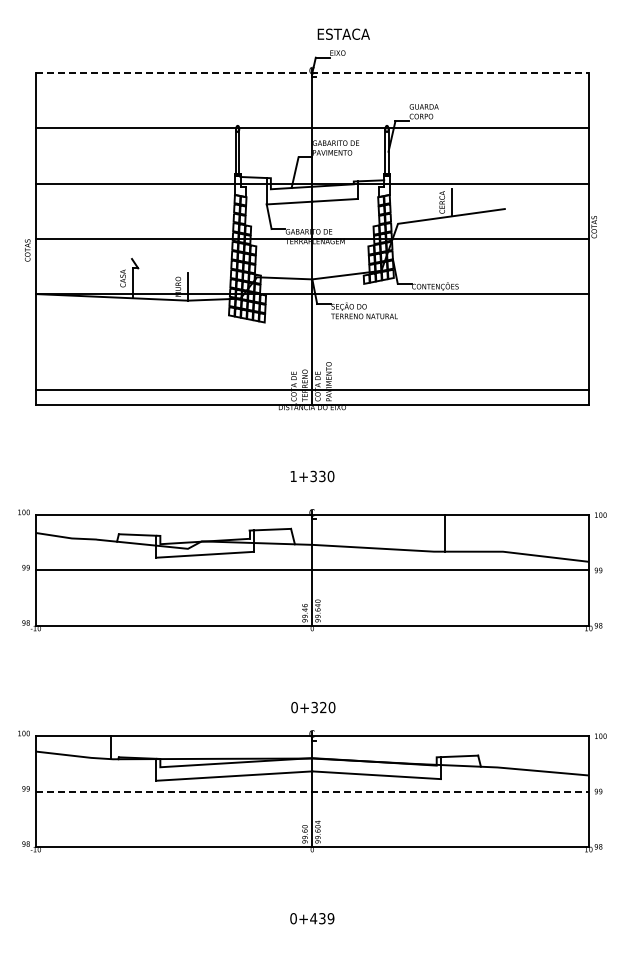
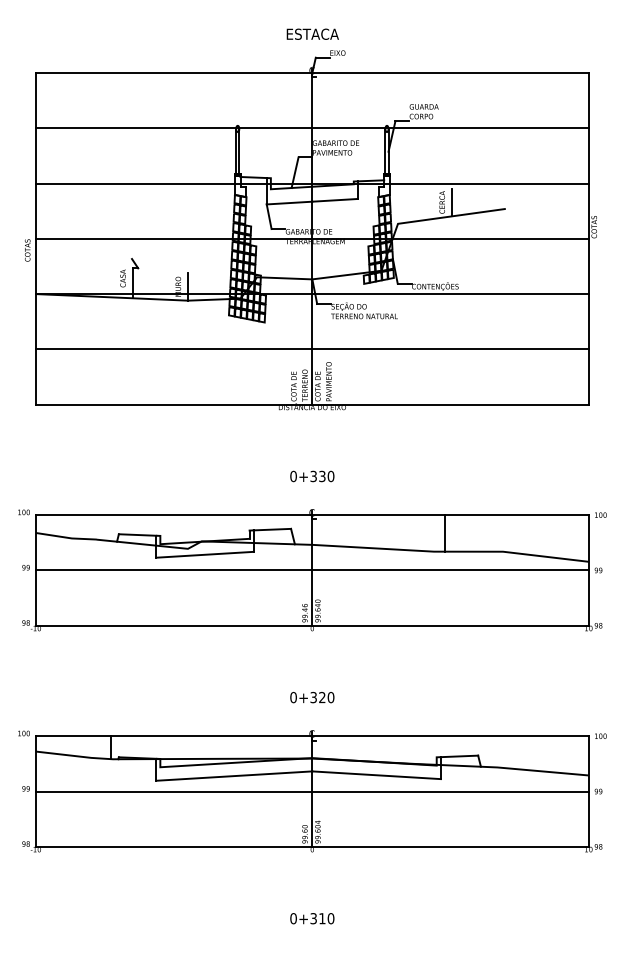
text position: (343, 33) -> (312, 33) (312, 33)
line: dashed -> solid (312, 73)
line position: (311, 390) -> (311, 349) (311, 349)
text: 1+330 -> 0+330 (293, 476)
text position: (313, 707) -> (312, 697) (312, 697)
line: dashed -> solid (312, 791)
text: 0+439 -> 0+310 (322, 918)
